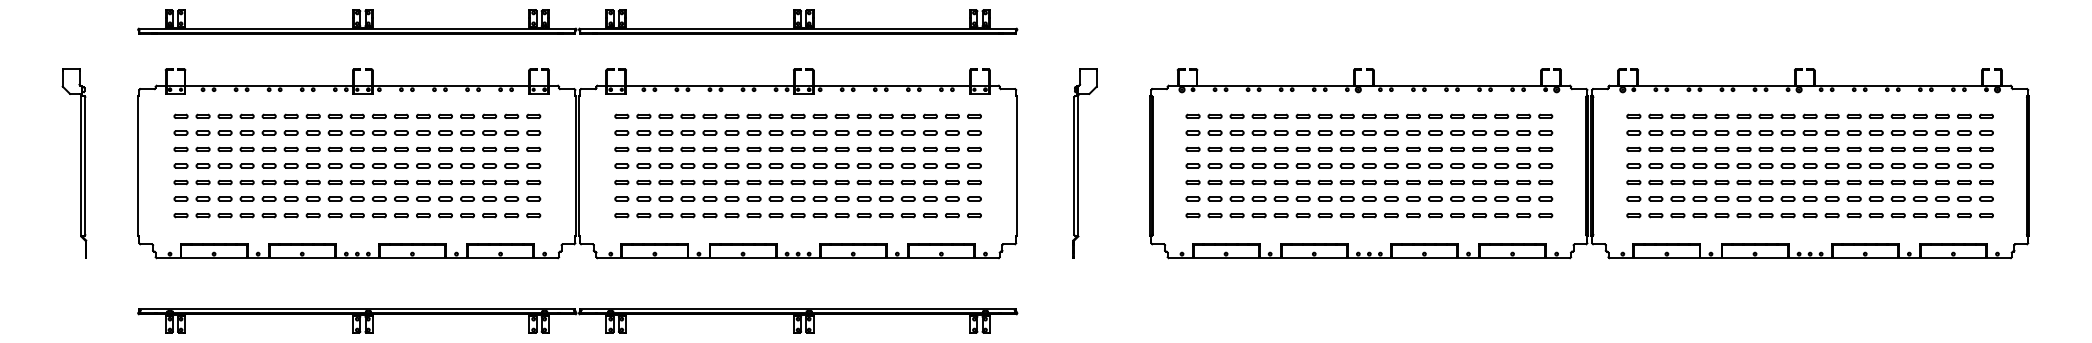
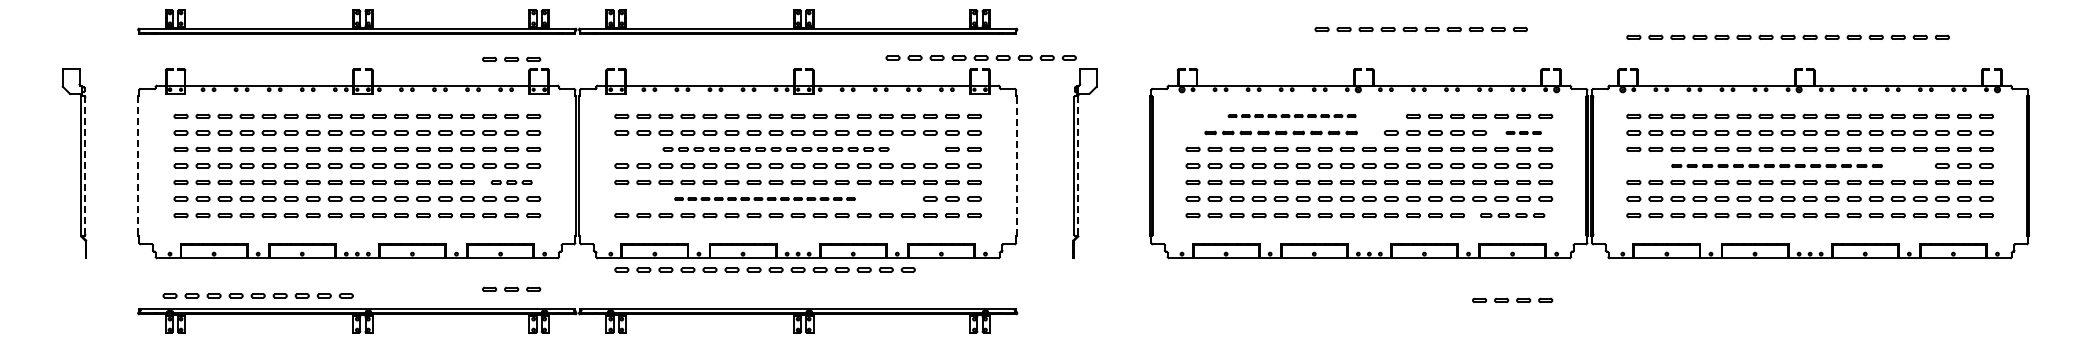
part: none -> present (1420, 29)
part: none -> present (1787, 36)
part: none -> present (980, 57)
part: none -> present (511, 58)
part size: 214x6 px -> 130x5 px (1291, 116)
part size: 192x6 px -> 154x6 px (1280, 132)
part size: 60x6 px -> 37x4 px (1523, 132)
part size: 324x6 px -> 228x5 px (775, 149)
part size: 302x6 px -> 212x4 px (1776, 165)
line: solid -> dashed (85, 166)
line: solid -> dashed (138, 166)
line: solid -> dashed (1017, 166)
line: solid -> dashed (1078, 166)
part size: 60x6 px -> 43x5 px (511, 182)
part size: 302x6 px -> 182x4 px (764, 198)
part size: 82x6 px -> 66x5 px (1512, 215)
part: none -> present (764, 269)
part: none -> present (511, 288)
part: none -> present (257, 295)
part: none -> present (1512, 299)
